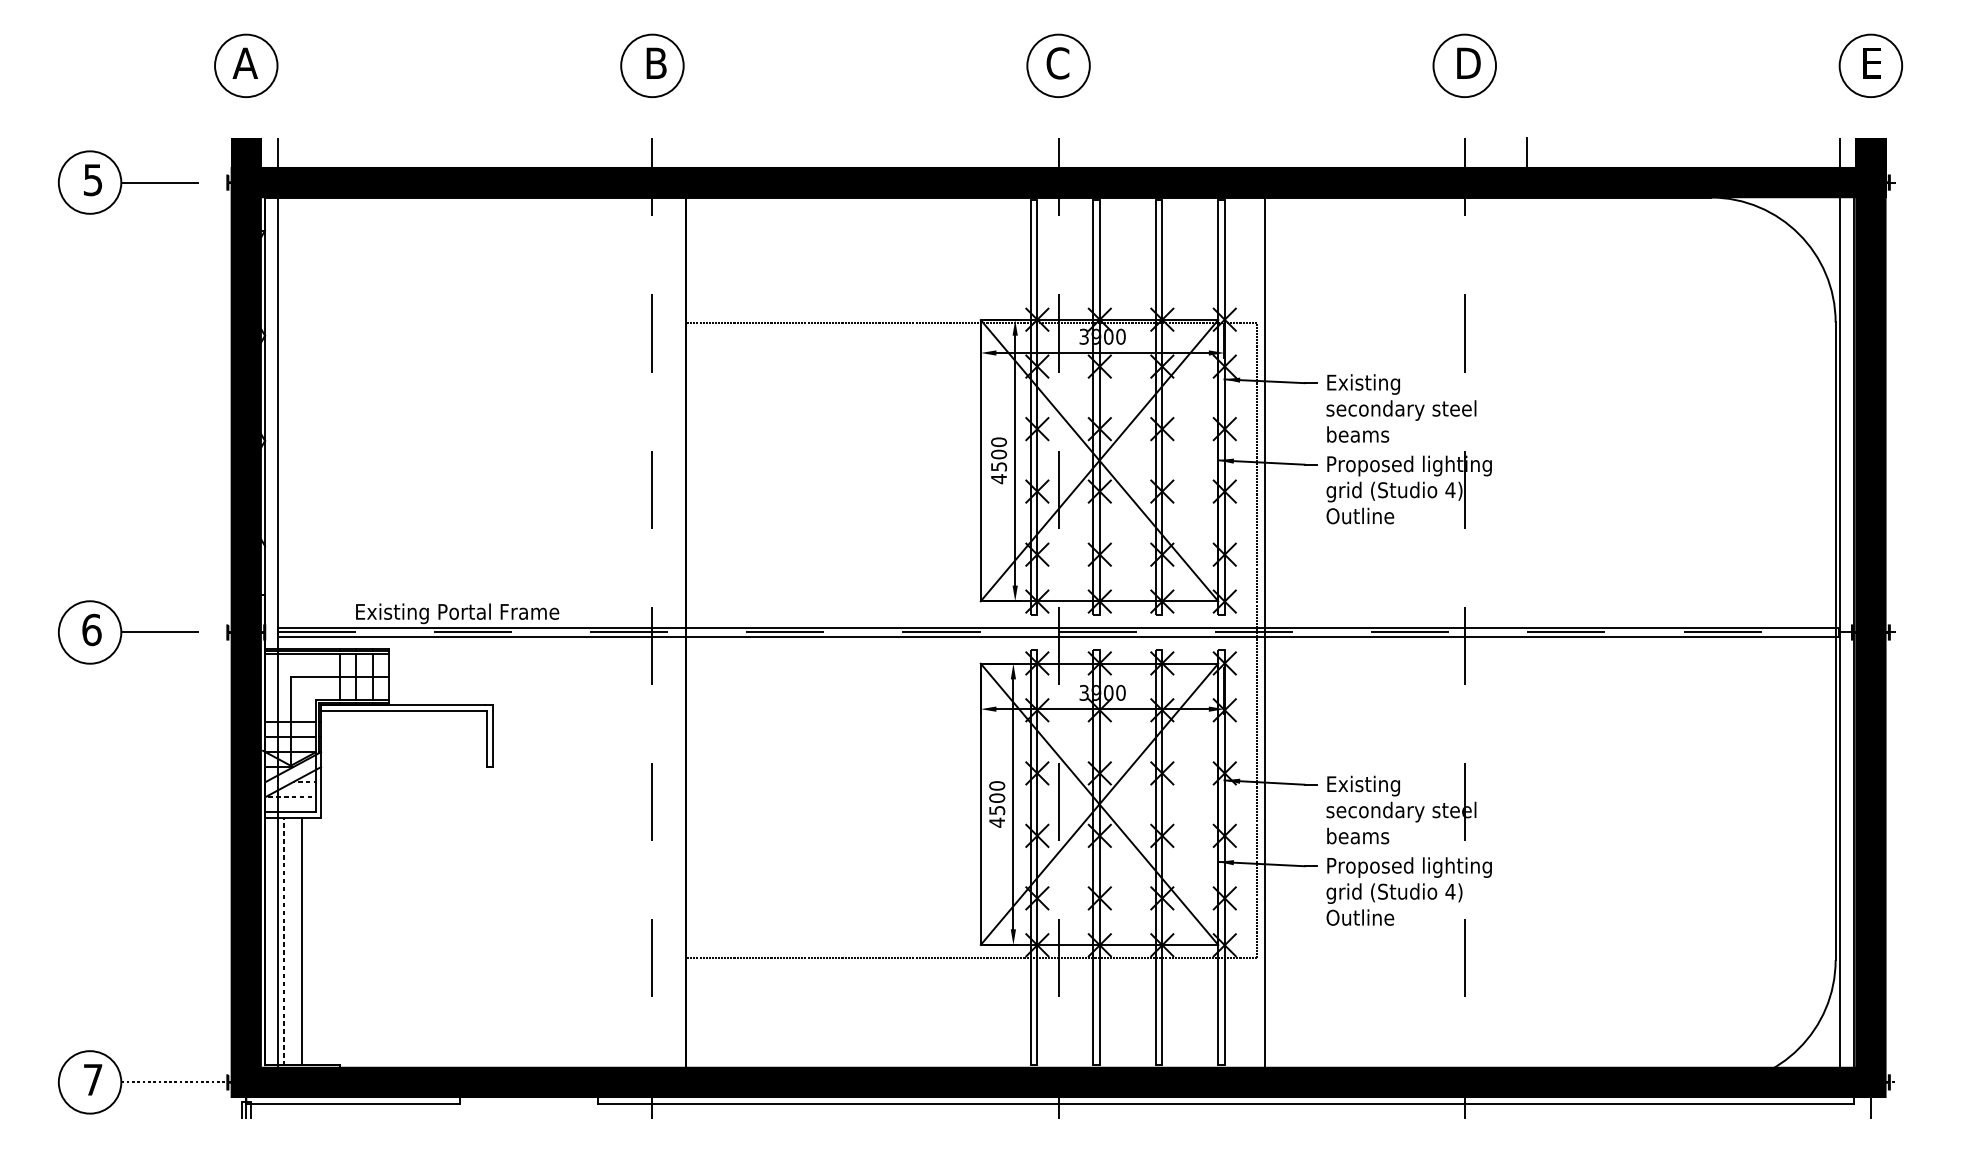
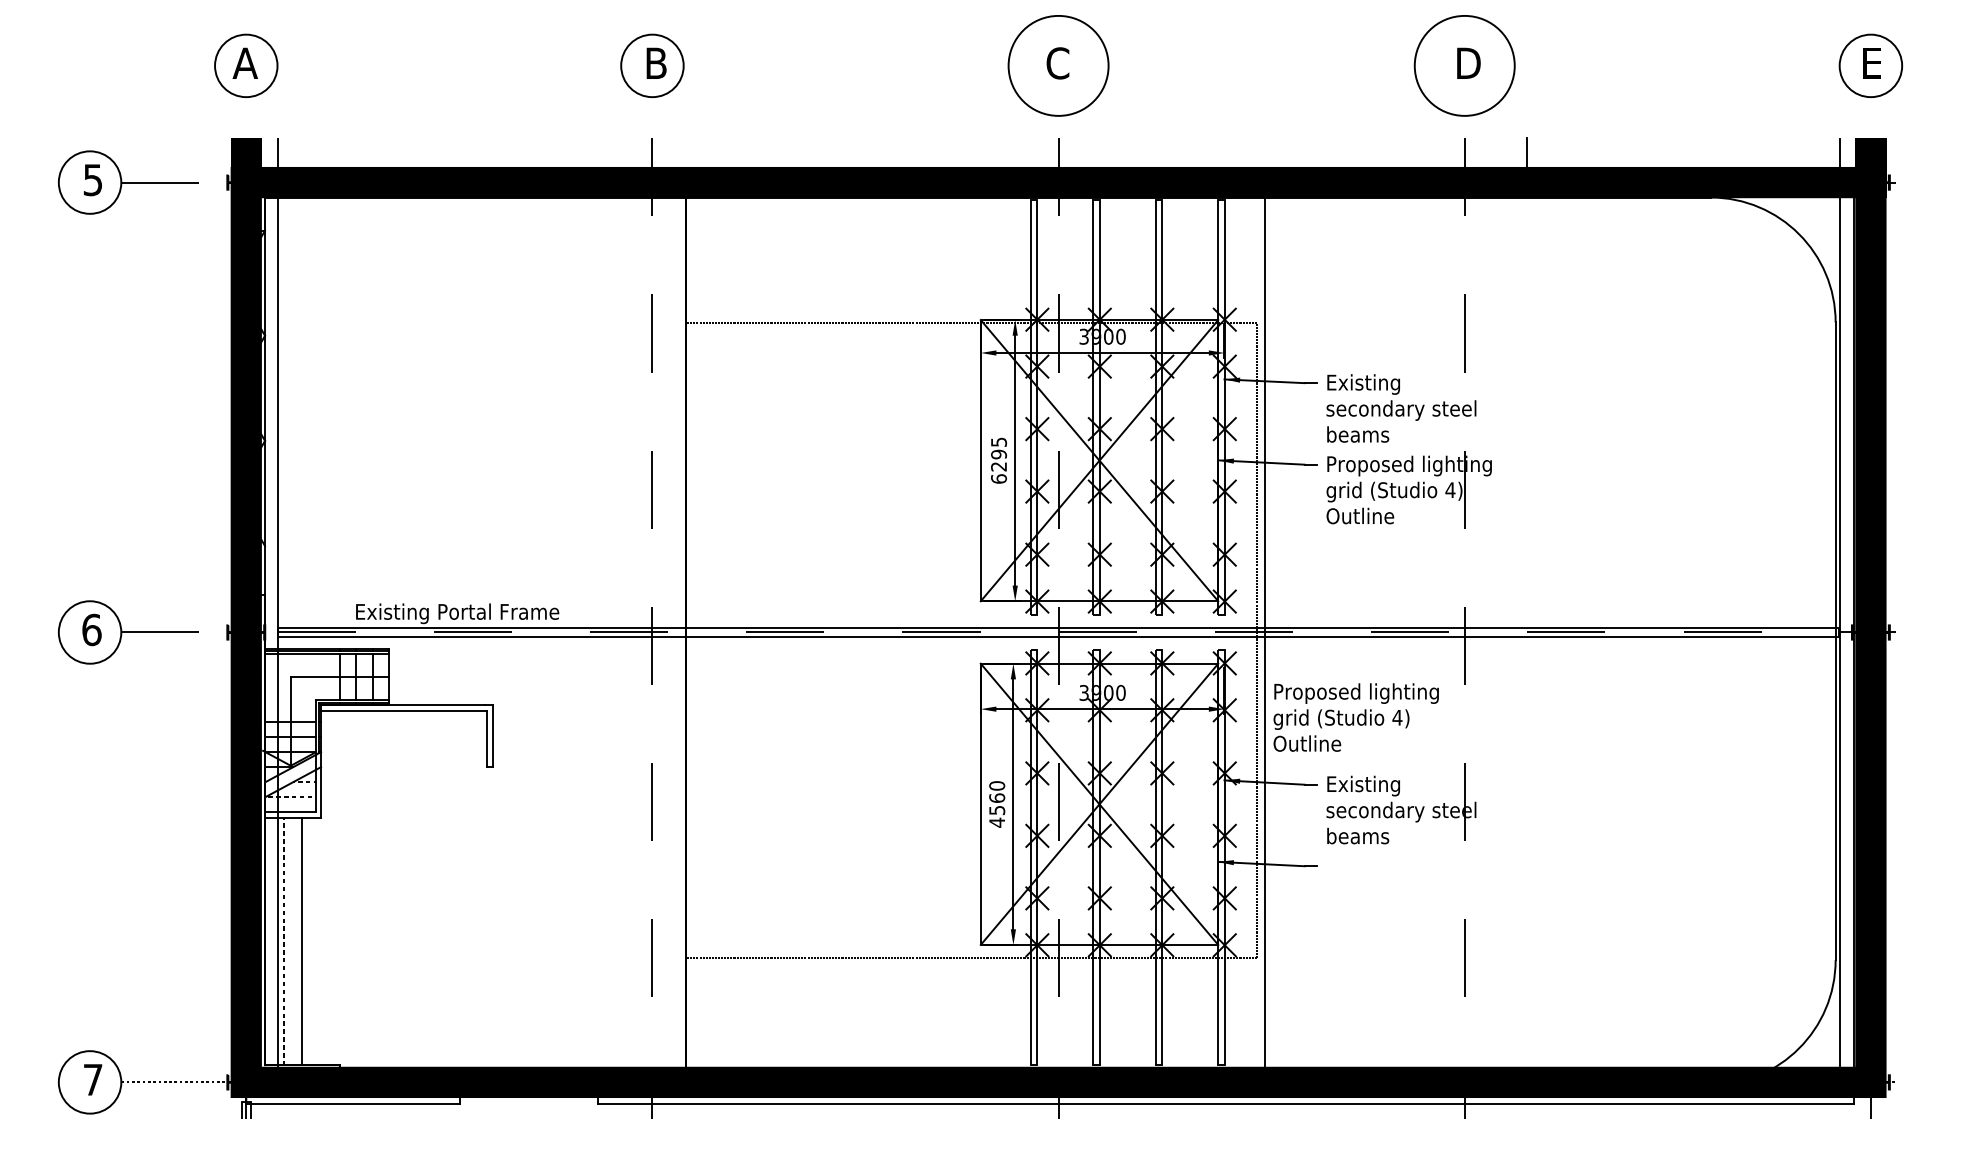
circle diameter: 62 px -> 100 px (1058, 65)
circle diameter: 62 px -> 100 px (1464, 65)
text: 4500 -> 6295 (999, 460)
text: 4500 -> 4560 (996, 797)
text position: (1408, 891) -> (1355, 717) (1355, 717)
